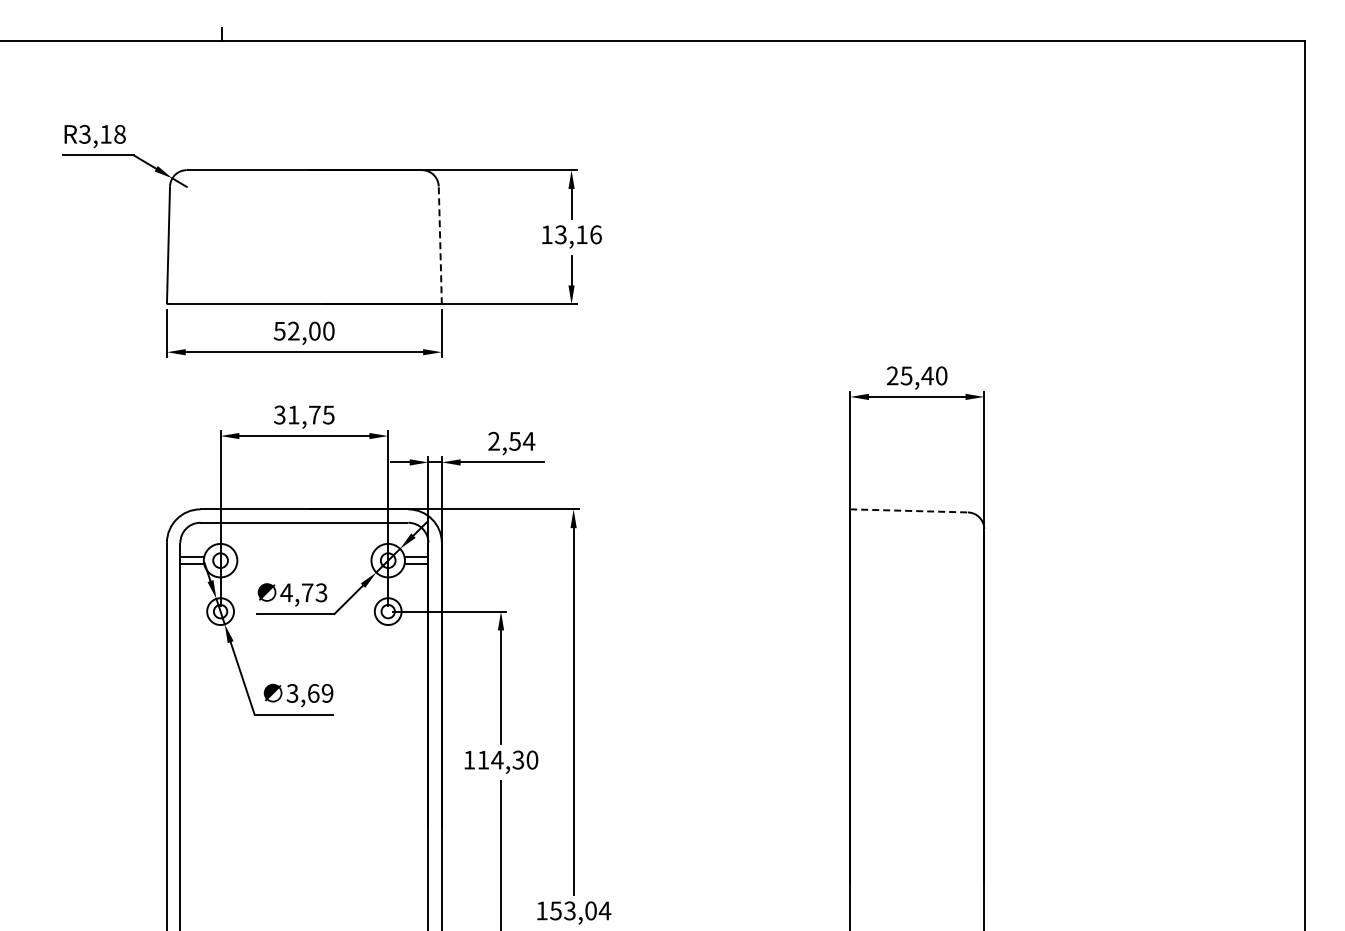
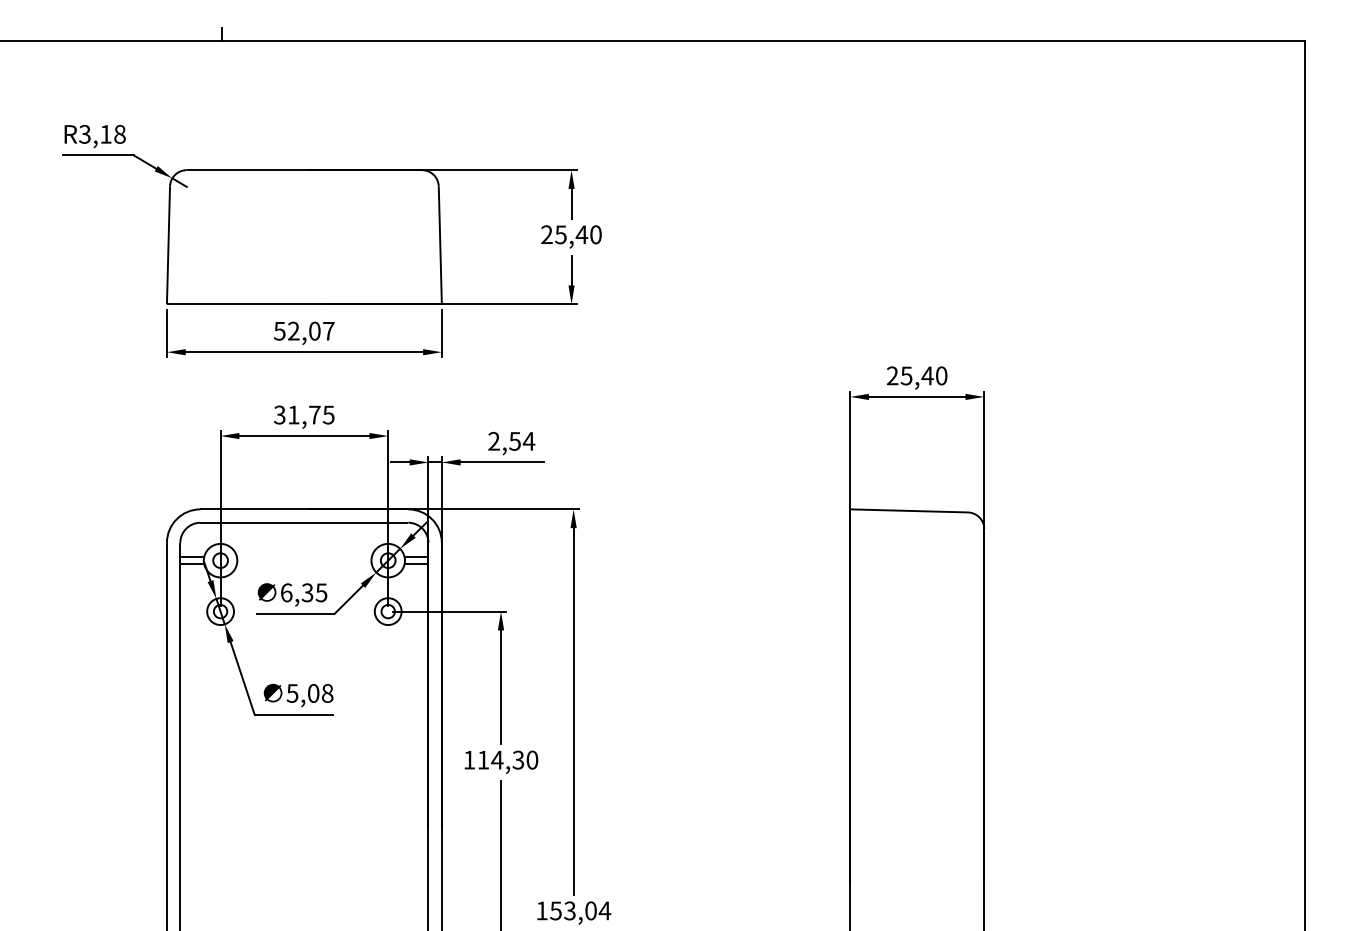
text: 13,16 -> 25,40 (571, 234)
line: dashed -> solid (440, 245)
text: 52,00 -> 52,07 (328, 330)
line: dashed -> solid (909, 510)
text: 4,73 -> 6,35 (303, 592)
text: 3,69 -> 5,08 (310, 693)
